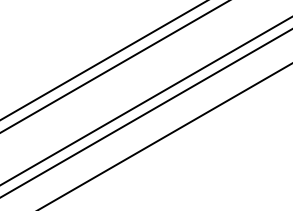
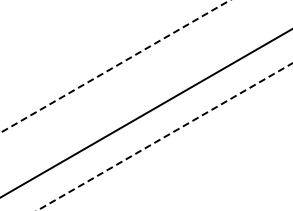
line: present -> none (103, 60)
line: solid -> dashed (115, 66)
line: present -> none (145, 101)
line: solid -> dashed (165, 136)
